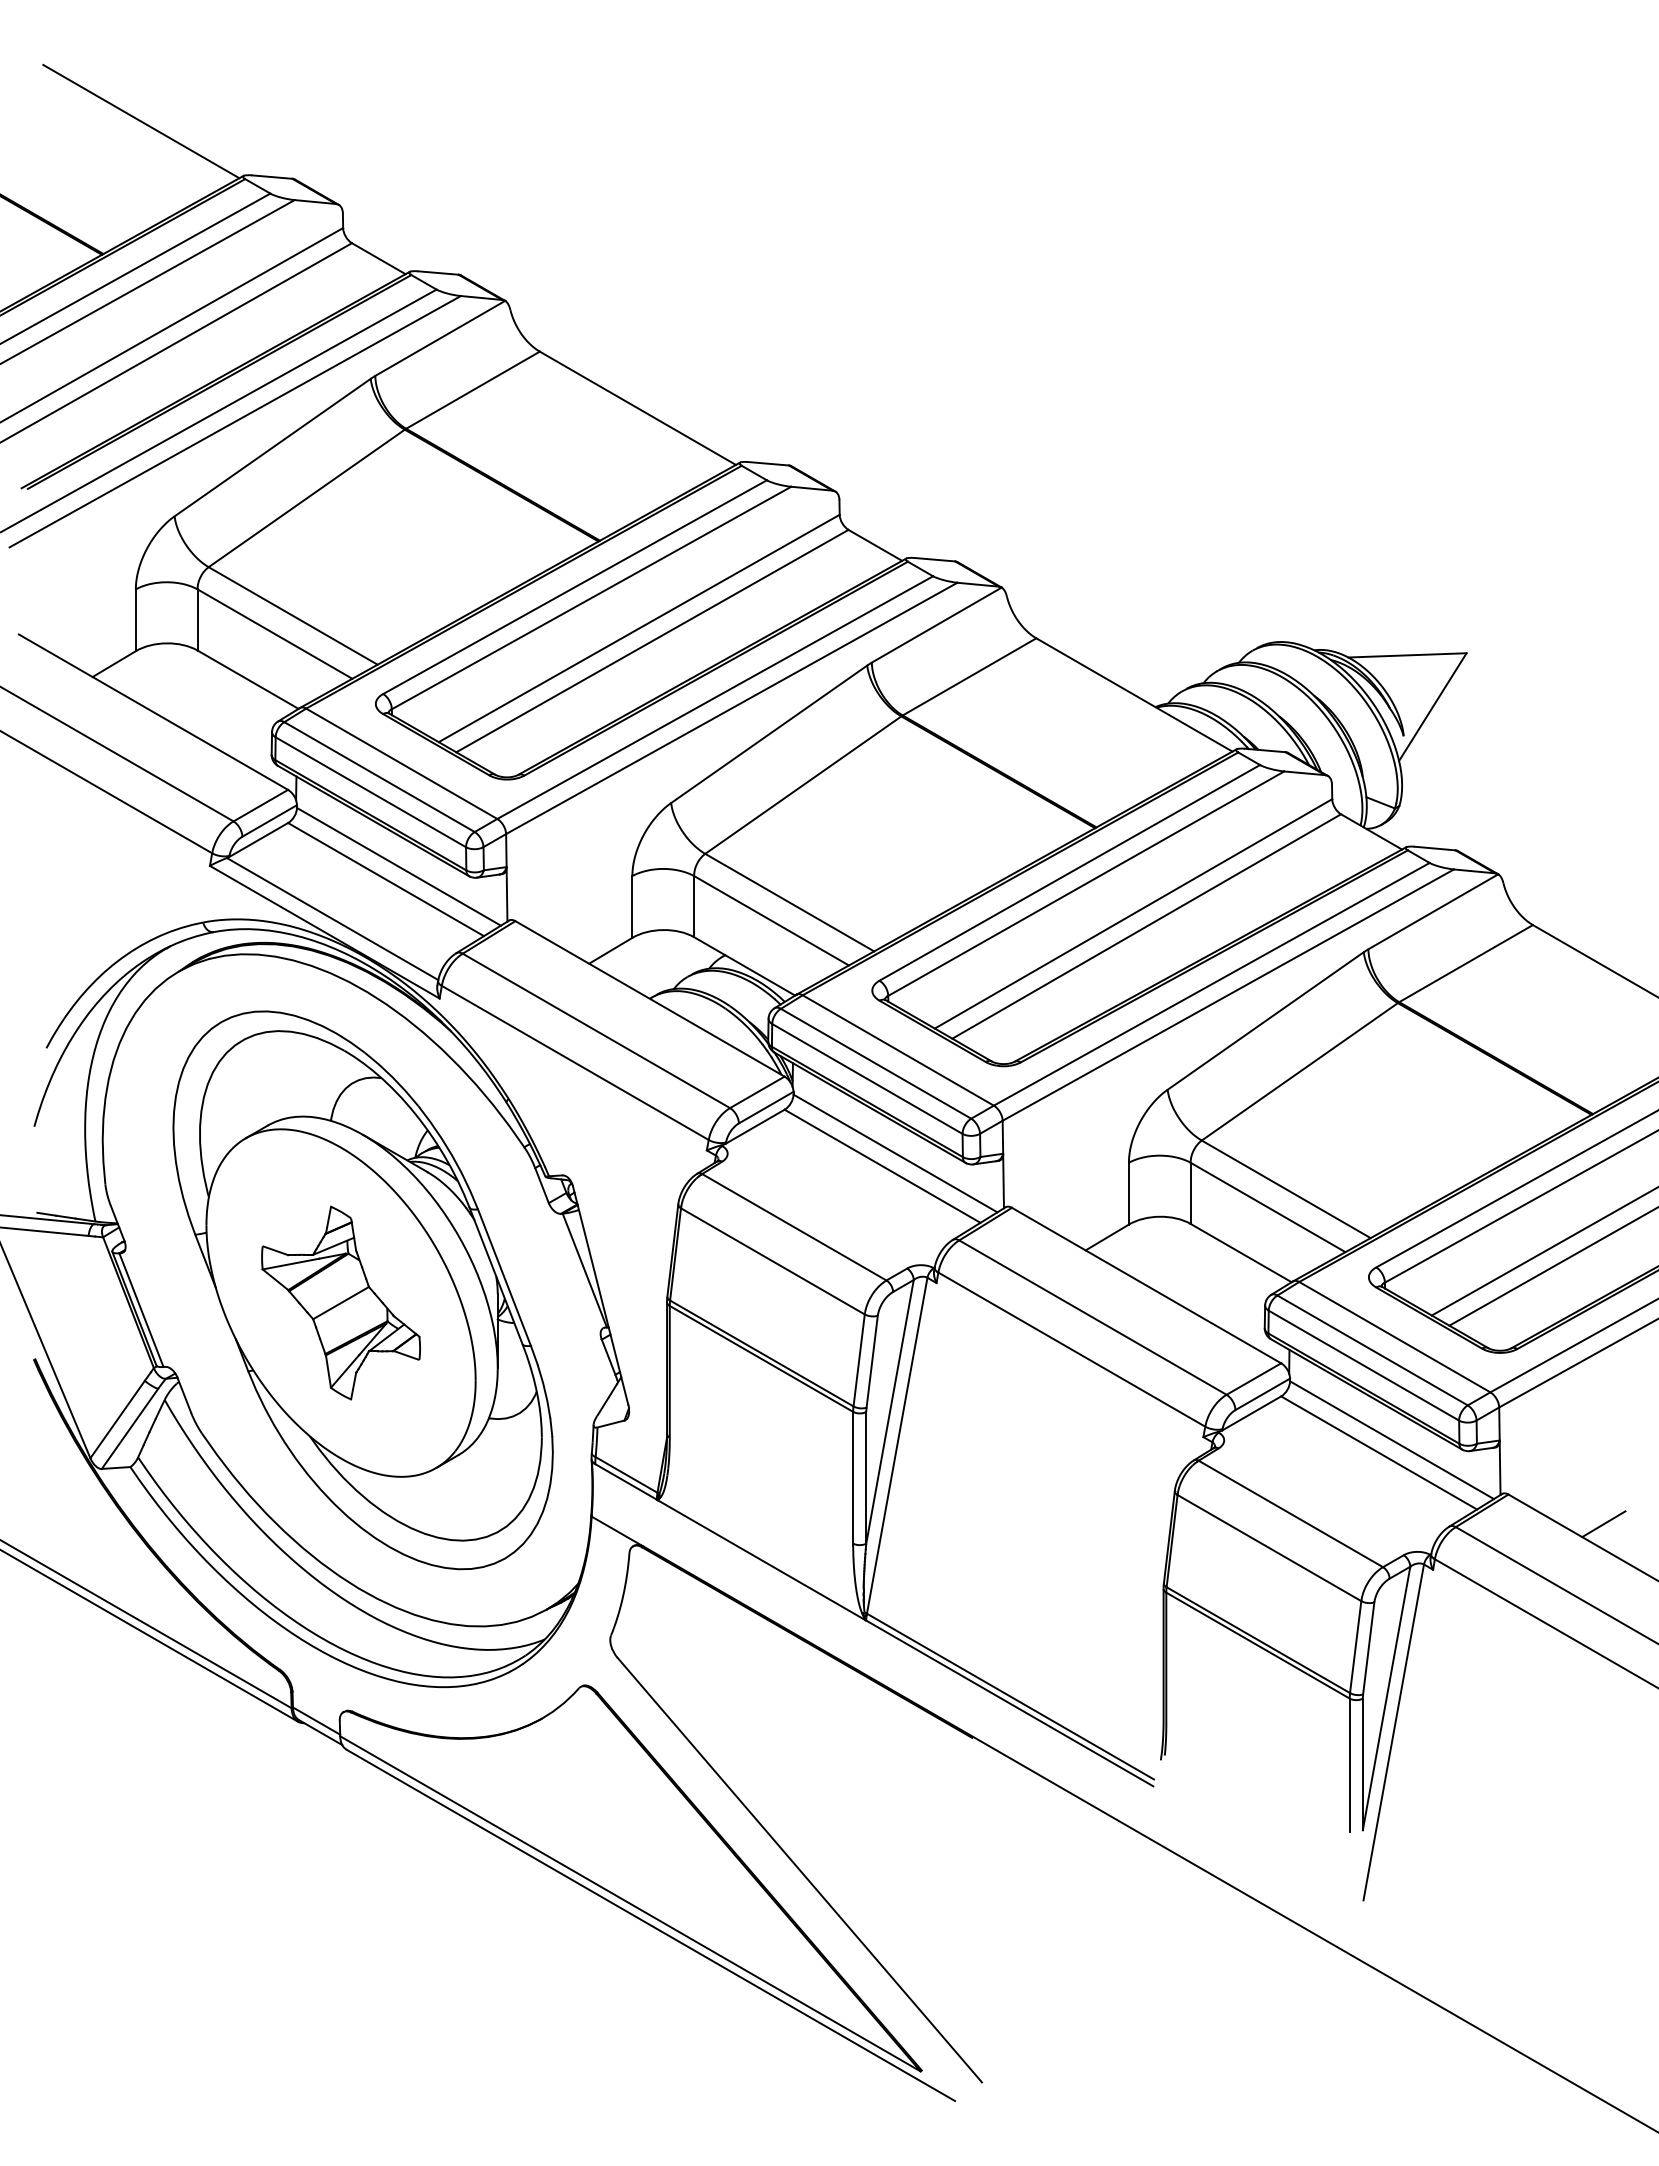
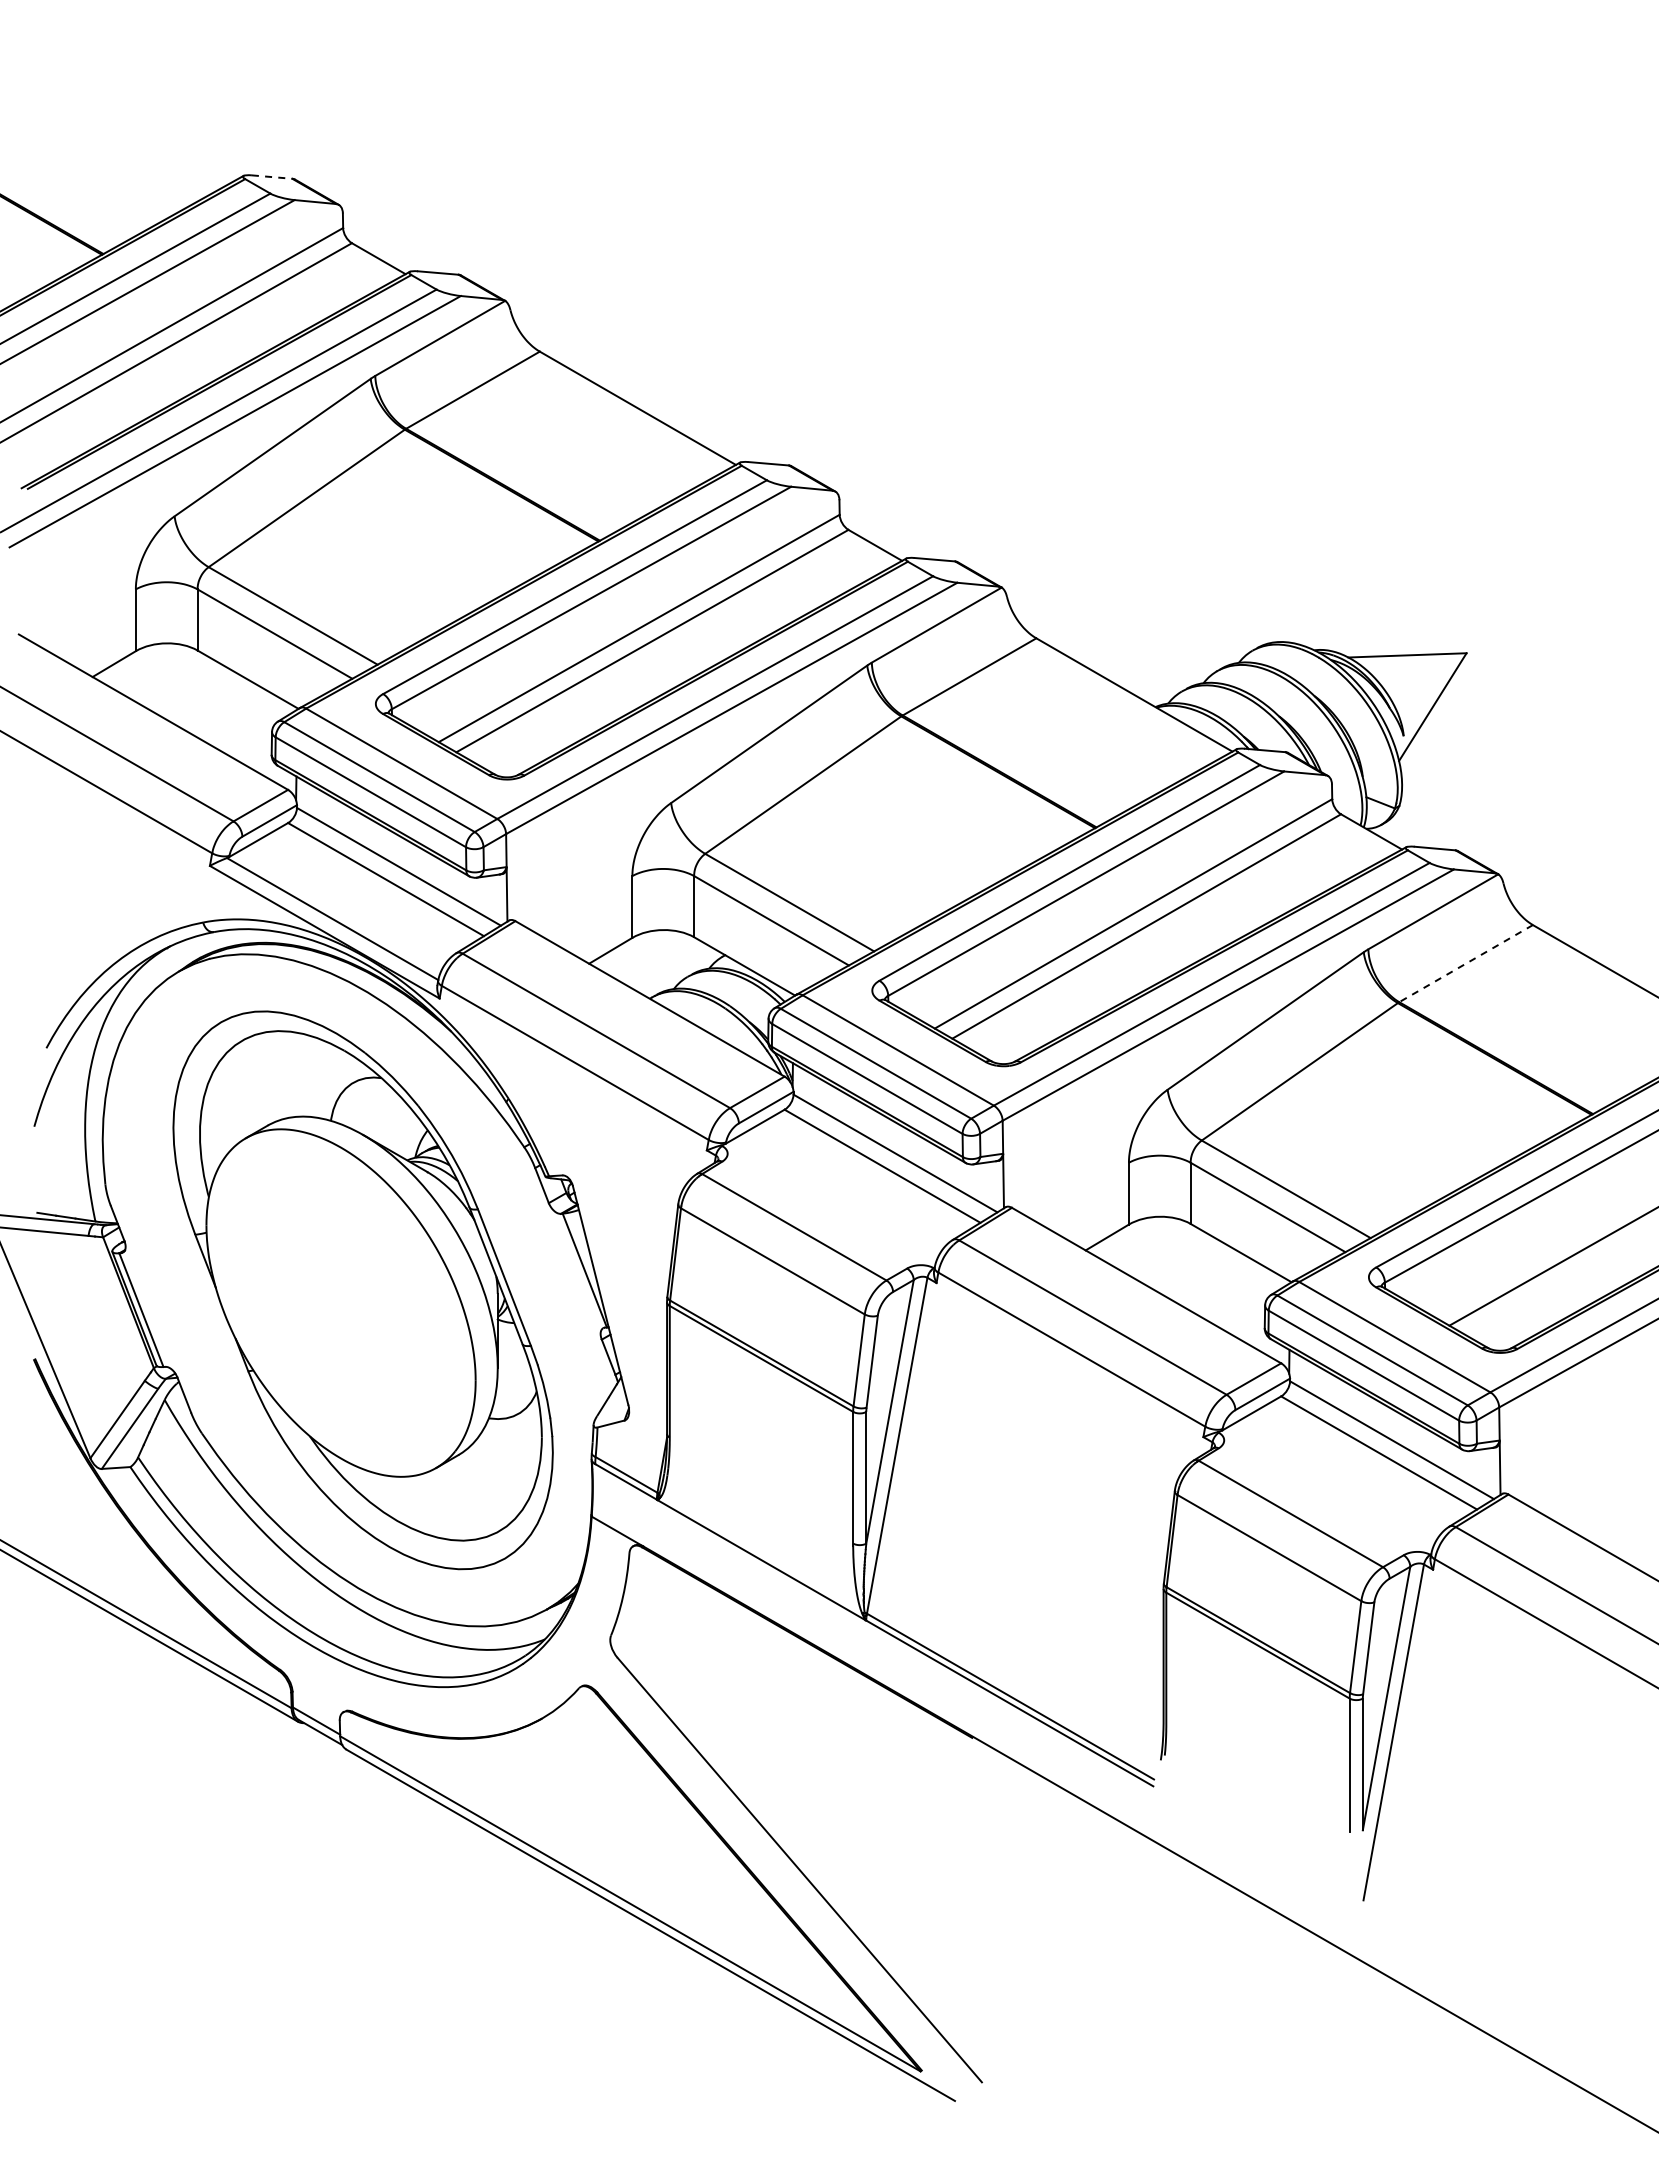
line: present -> none (141, 121)
line: solid -> dashed (272, 177)
line: solid -> dashed (1465, 963)
line: present -> none (1543, 1251)
part: present -> none (340, 1302)
line: present -> none (1603, 1524)
